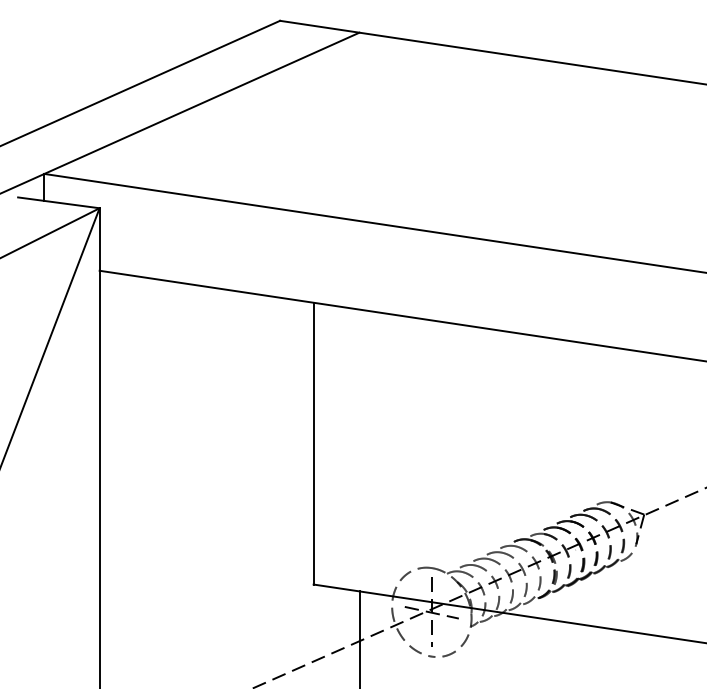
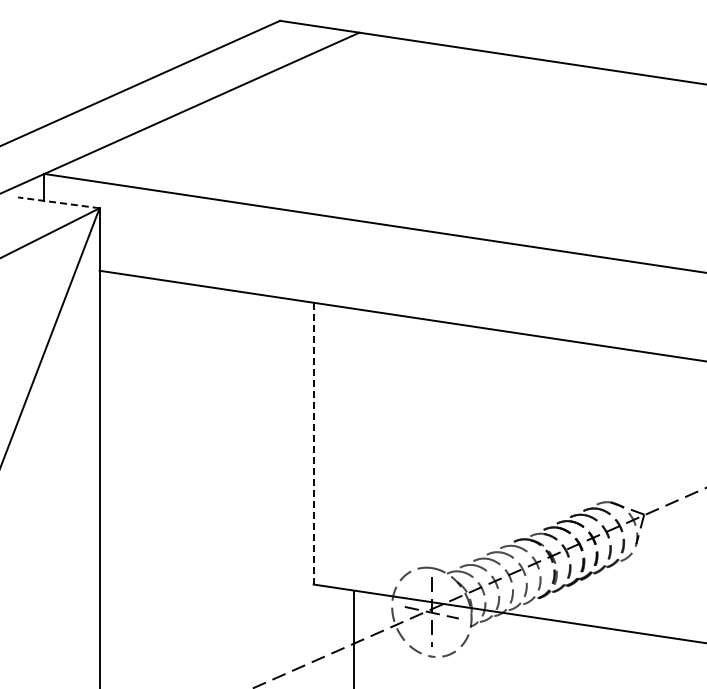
line: solid -> dashed (58, 202)
line: solid -> dashed (313, 443)
line position: (359, 638) -> (353, 638) (353, 638)
